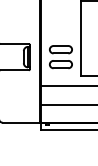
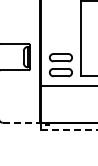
part position: (60, 57) -> (60, 65) (60, 65)
line: present -> none (67, 105)
line: solid -> dashed (21, 122)
line: solid -> dashed (69, 130)
